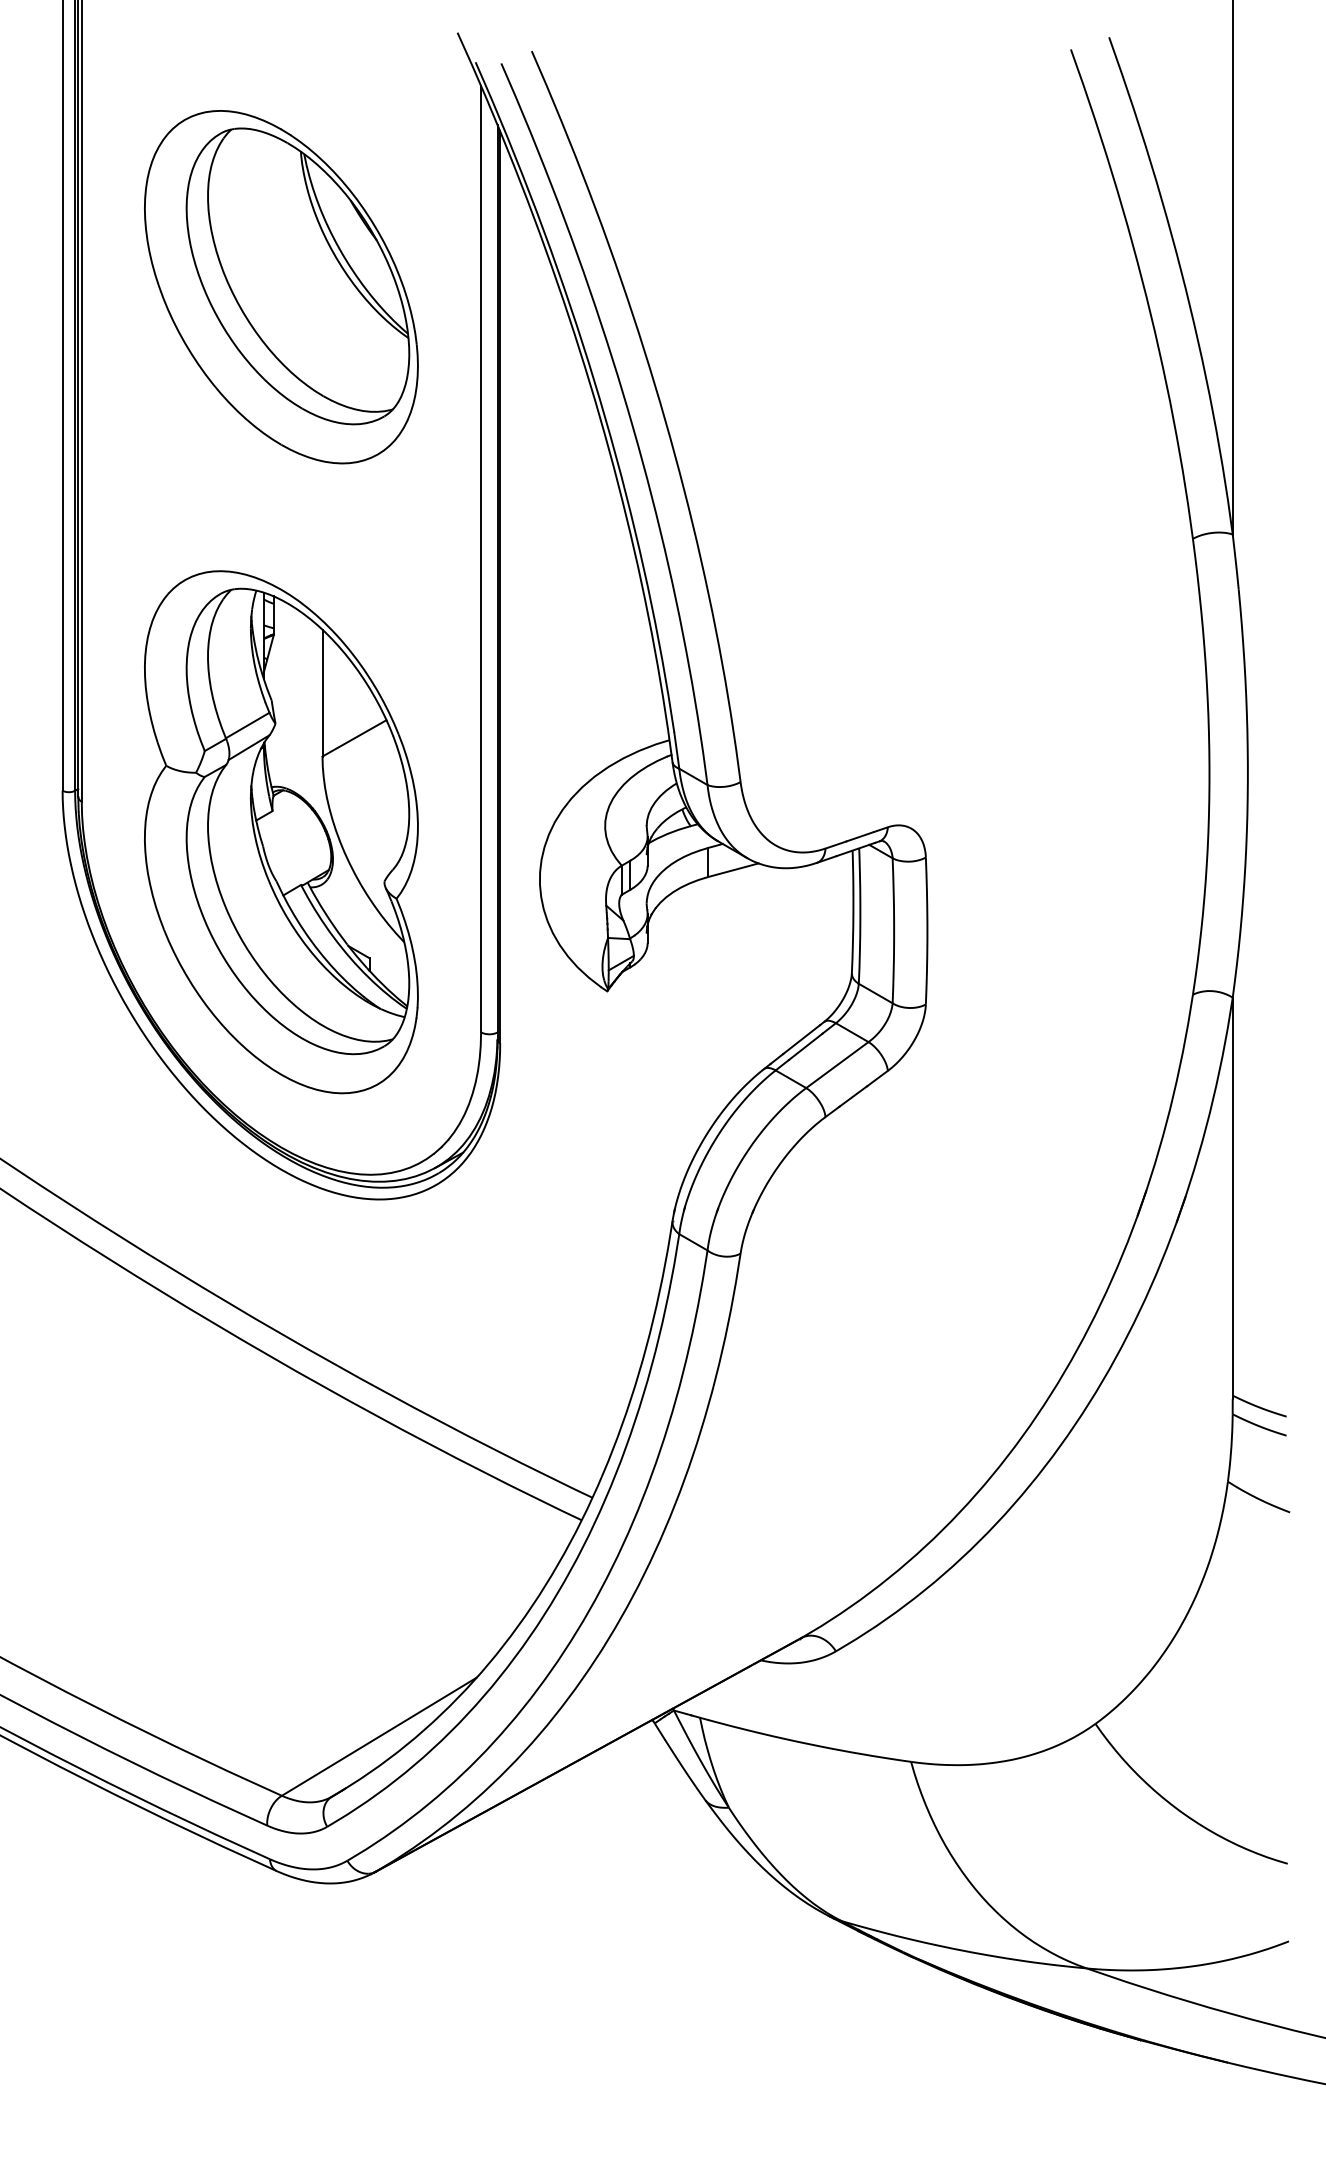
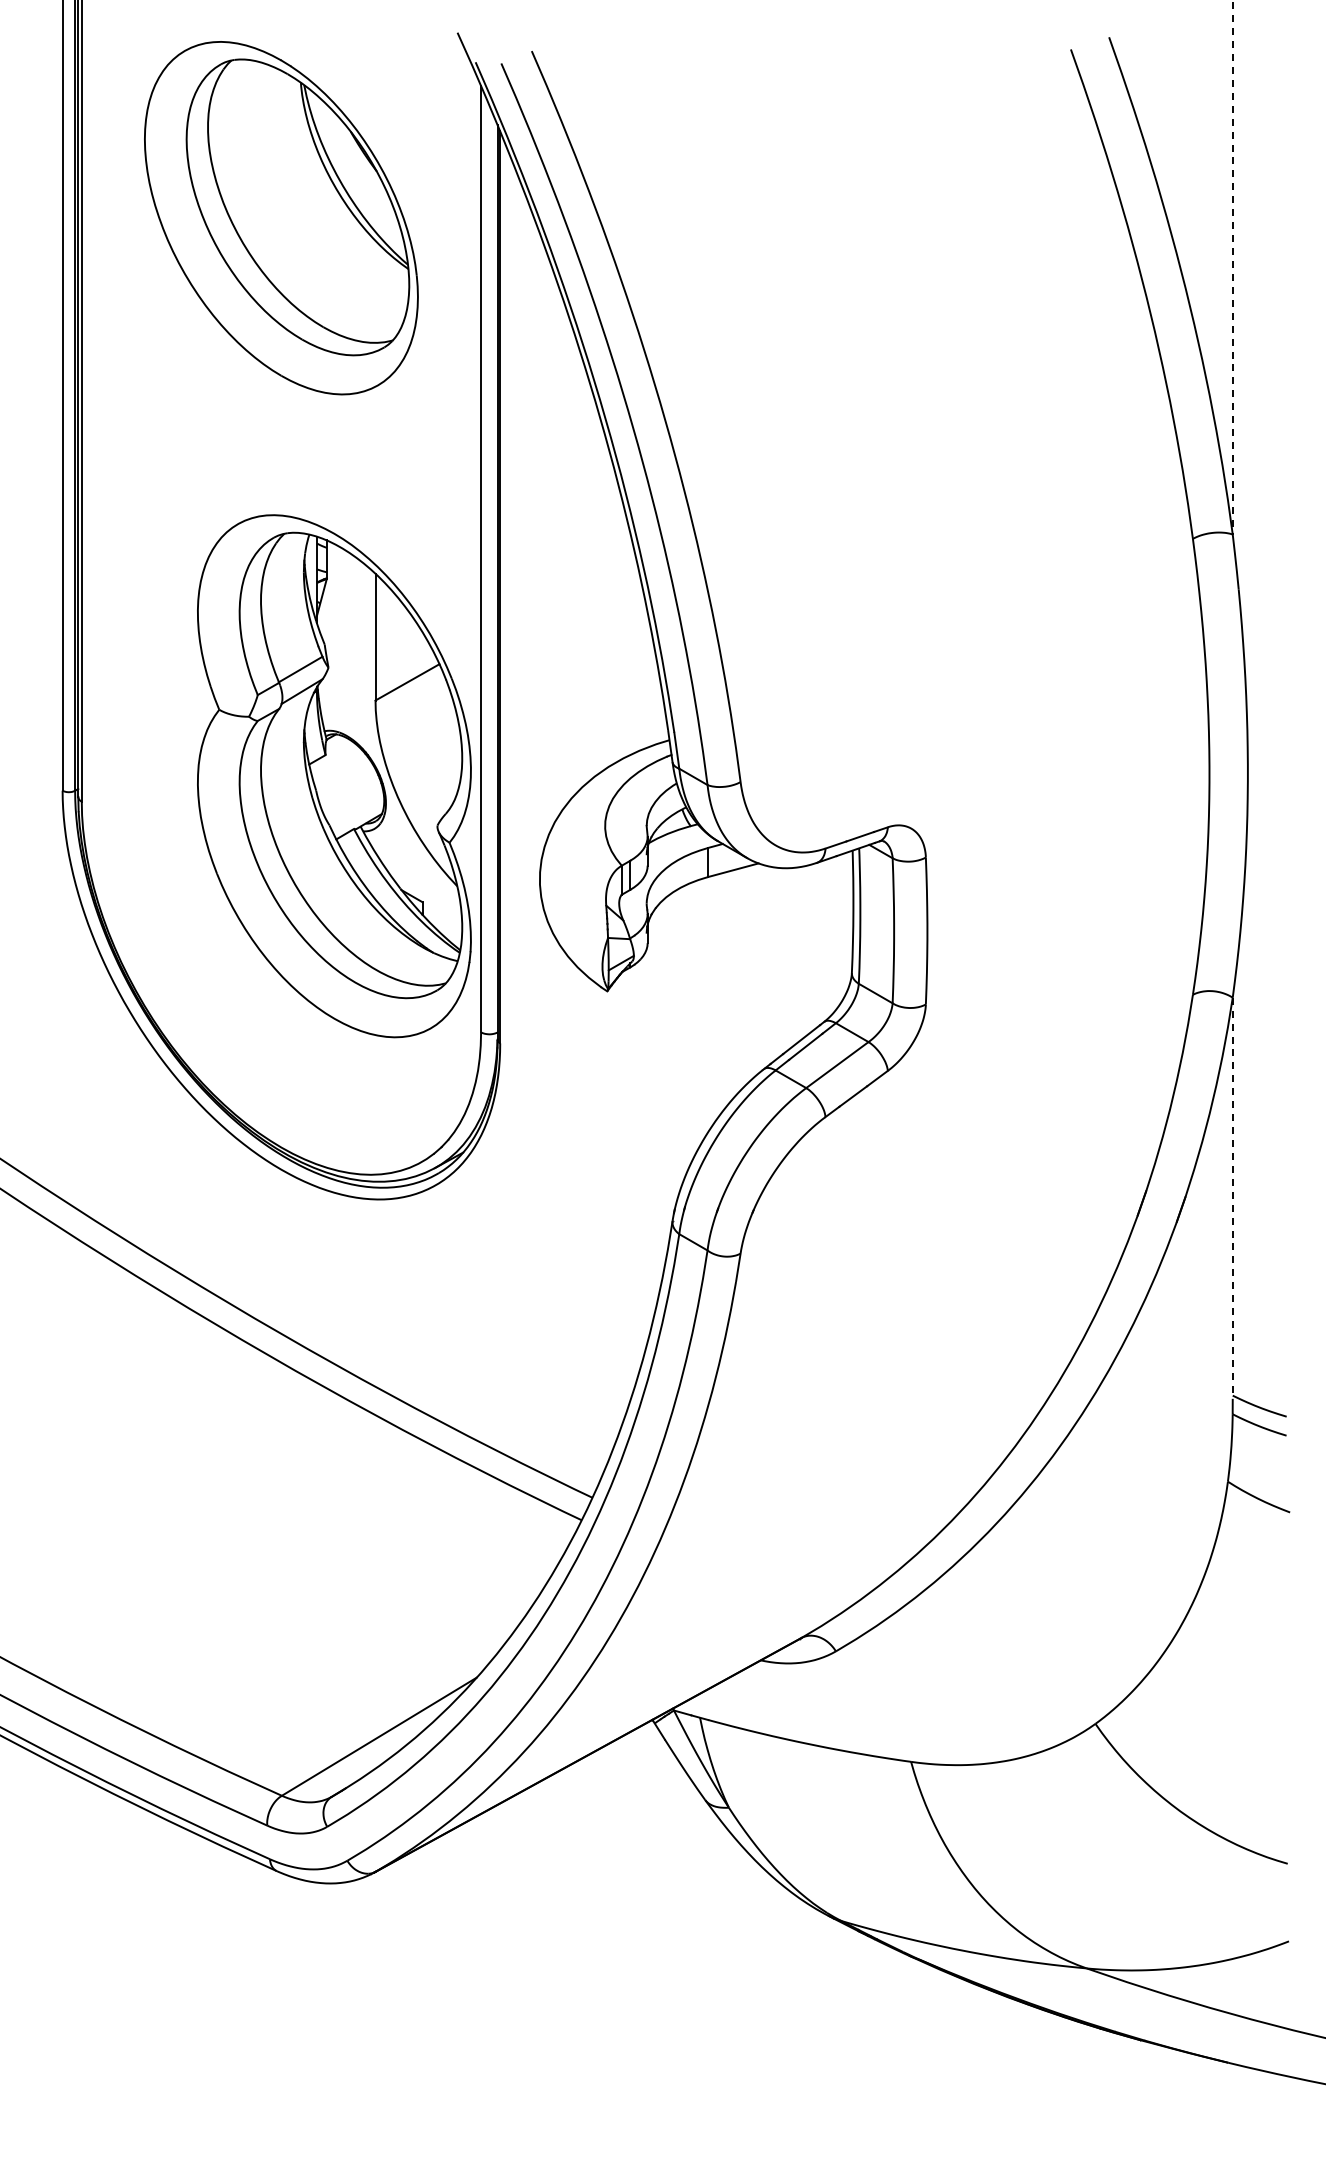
line: solid -> dashed (1232, 267)
part position: (281, 287) -> (281, 218) (281, 218)
part position: (281, 832) -> (334, 776) (334, 776)
line: solid -> dashed (1232, 1198)
